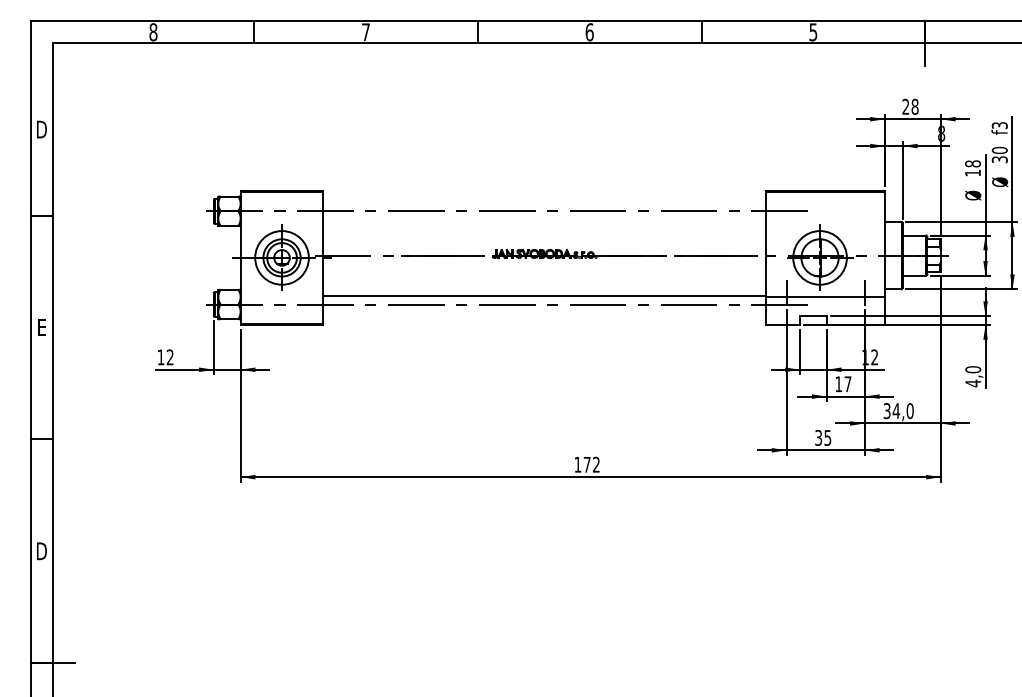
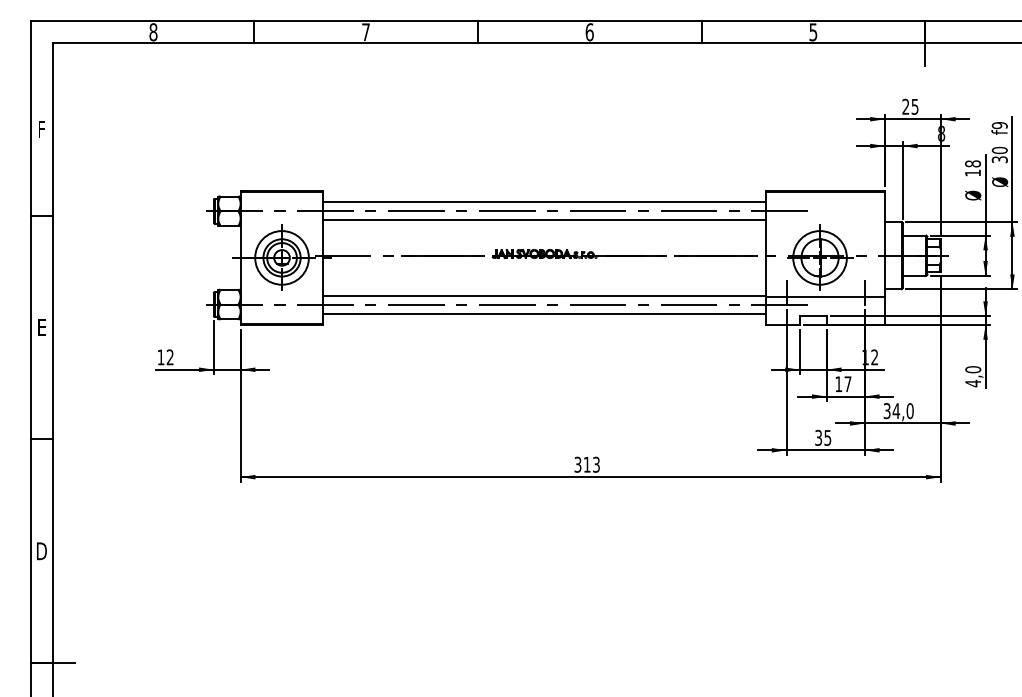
text: 28 -> 25 (914, 106)
text: f3 -> f9 (999, 125)
text: D -> F (41, 129)
line: none -> present (544, 202)
line: none -> present (544, 220)
line: none -> present (544, 313)
text: 172 -> 313 (586, 464)
